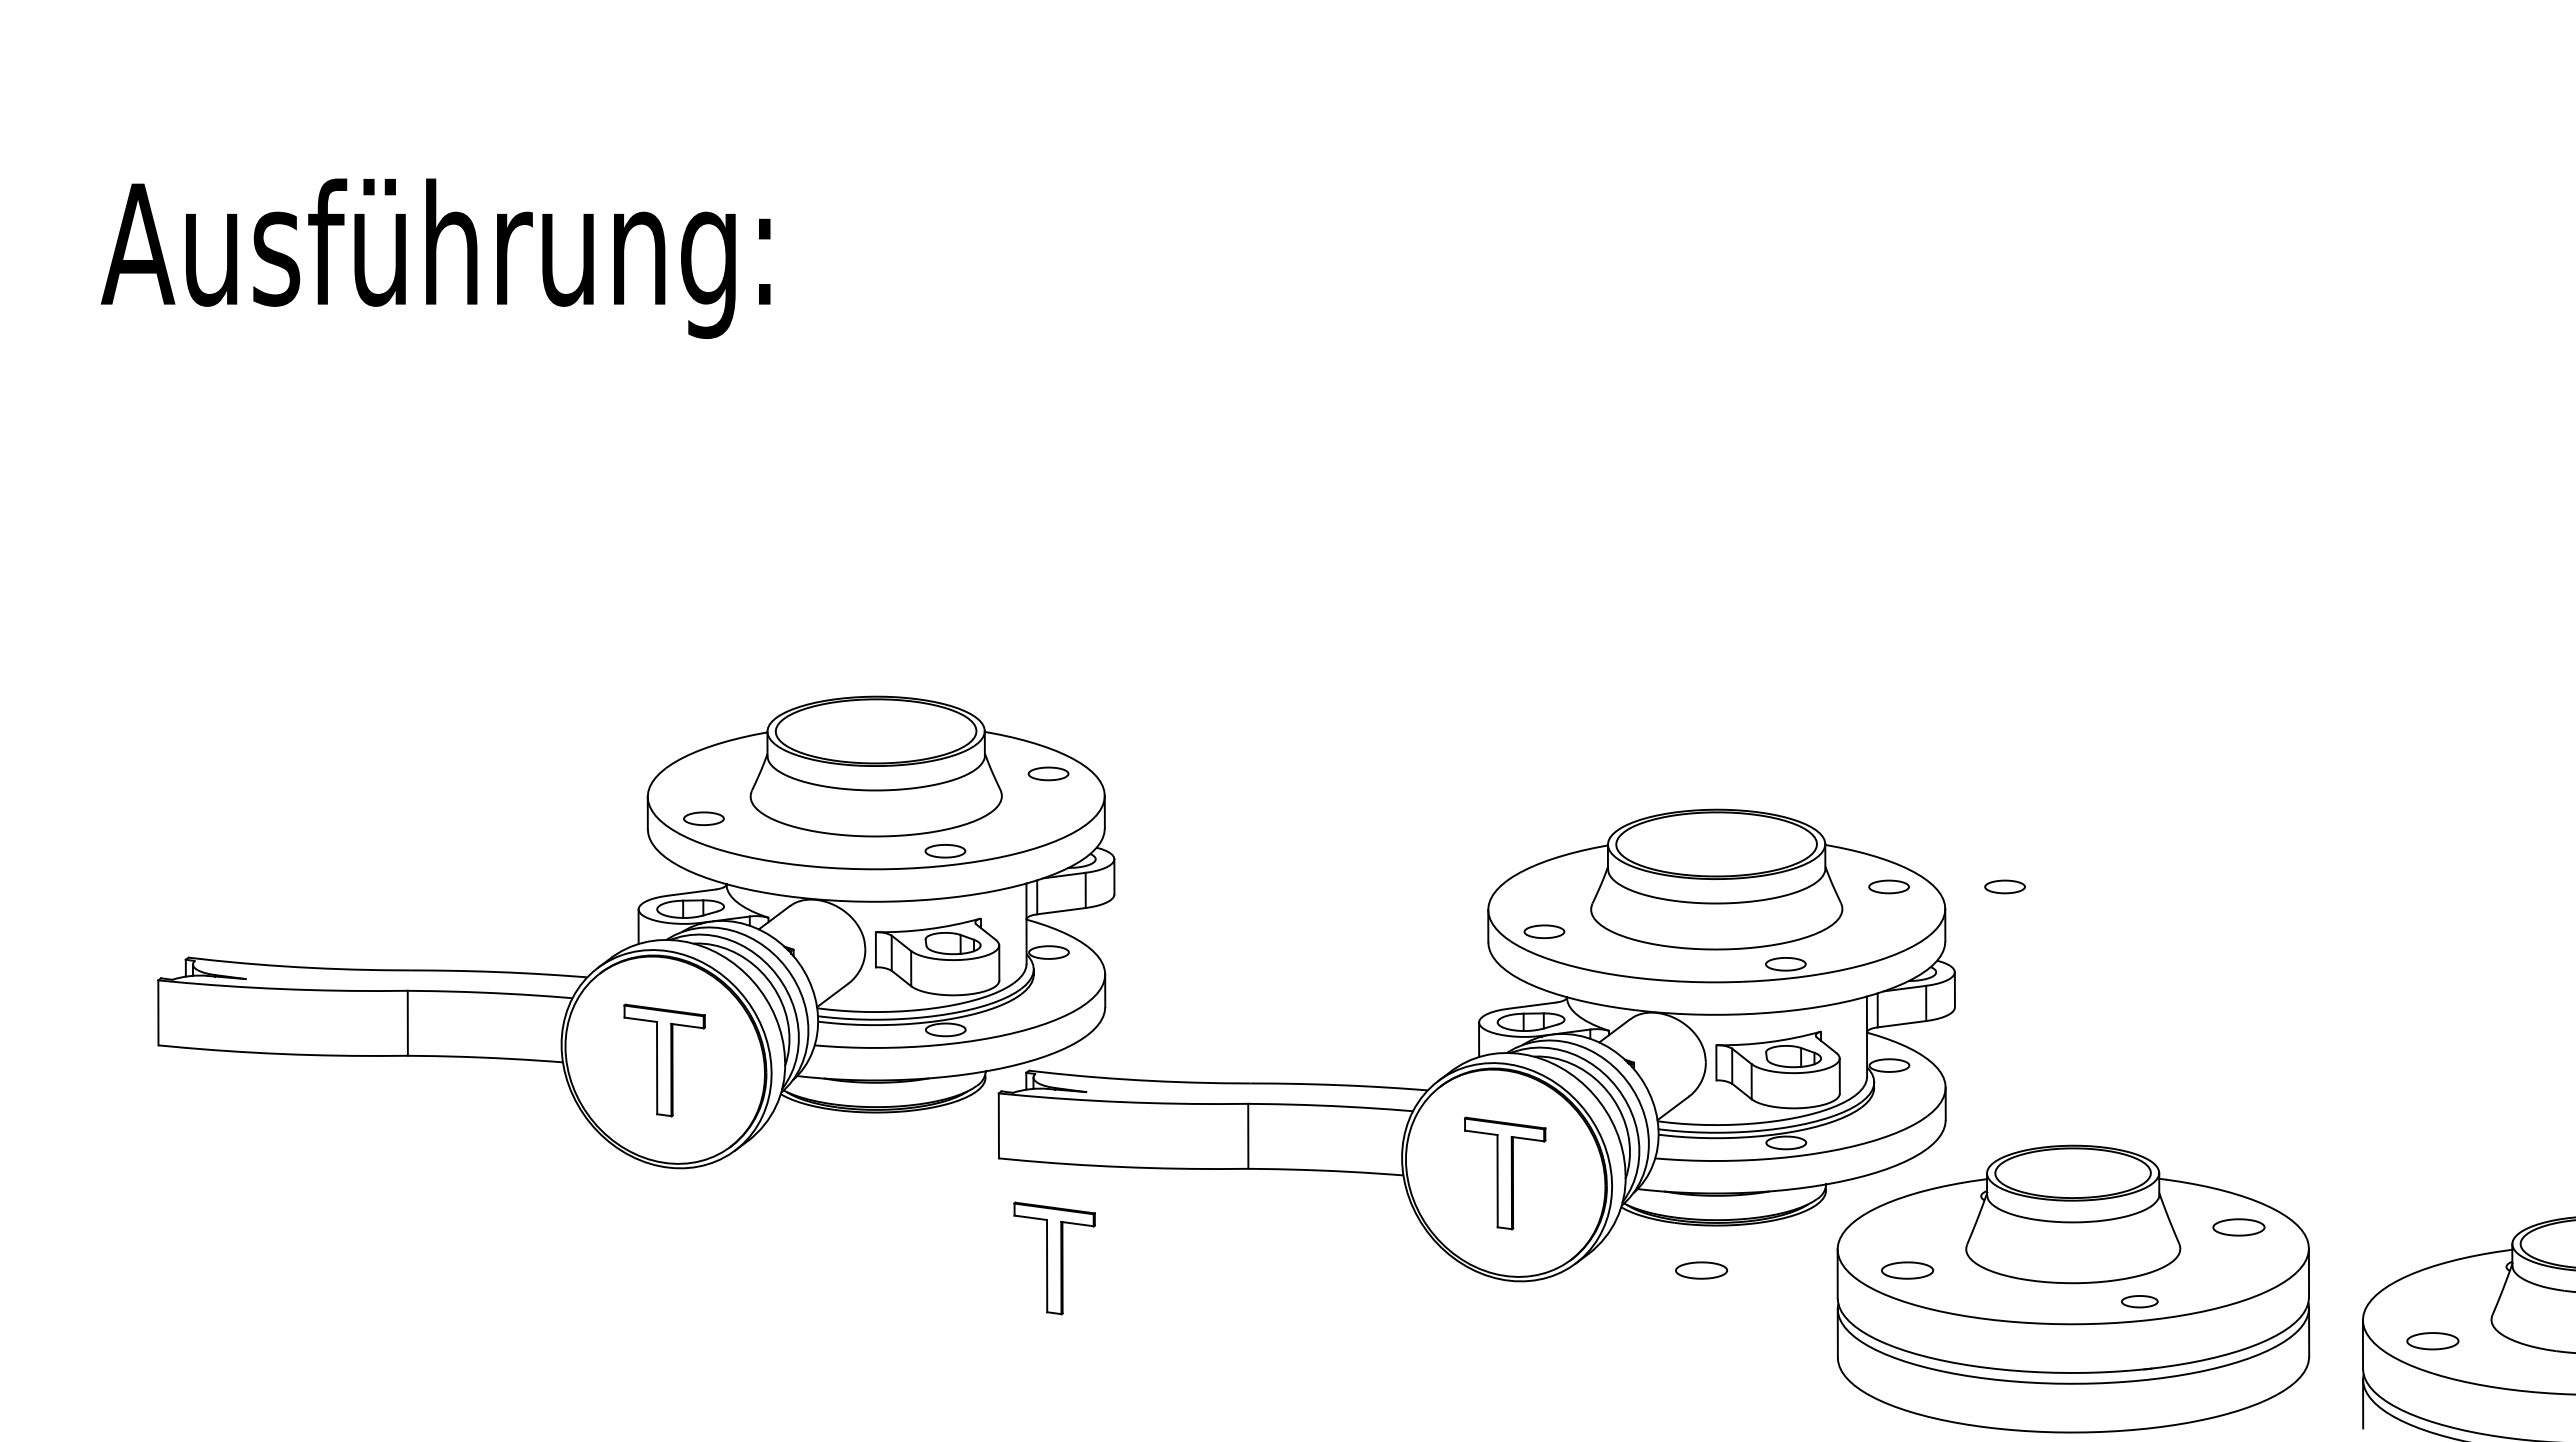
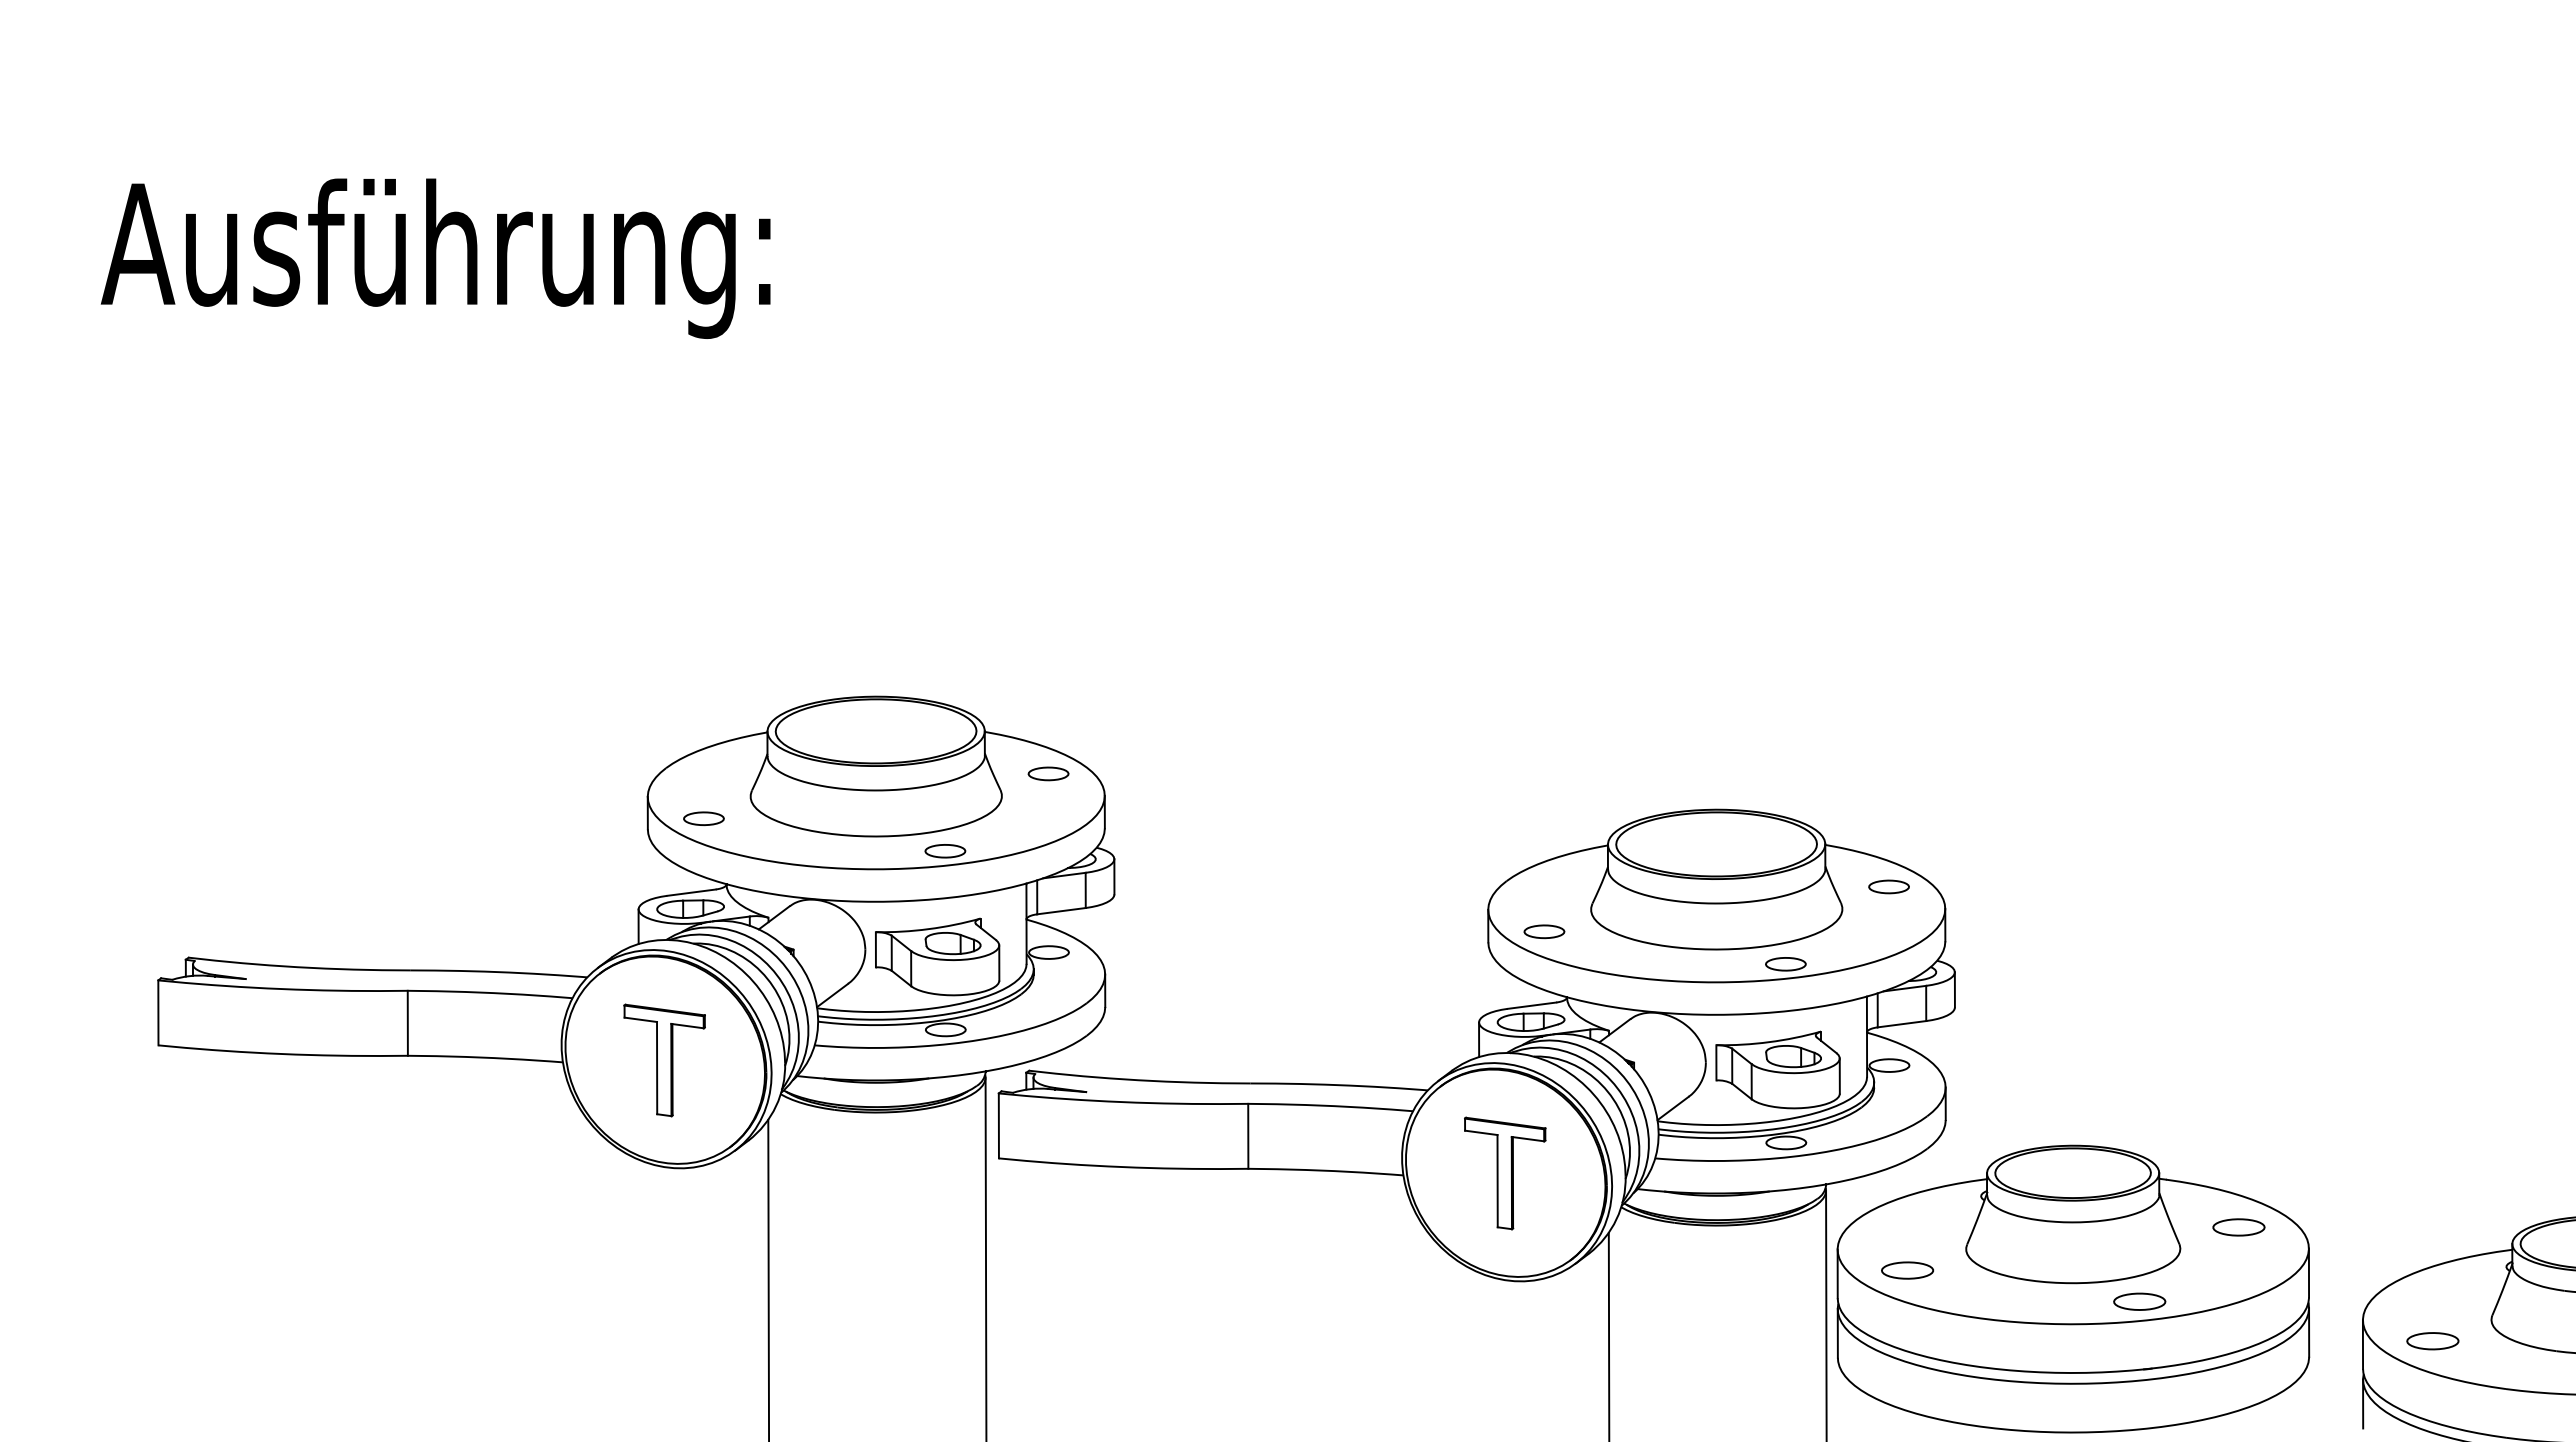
part: present -> none (2004, 886)
line: none -> present (985, 1257)
part: present -> none (1054, 1258)
part: present -> none (1701, 1270)
line: none -> present (768, 1278)
part size: 38x14 px -> 54x19 px (2139, 1301)
line: none -> present (1826, 1314)
line: none -> present (1608, 1335)
